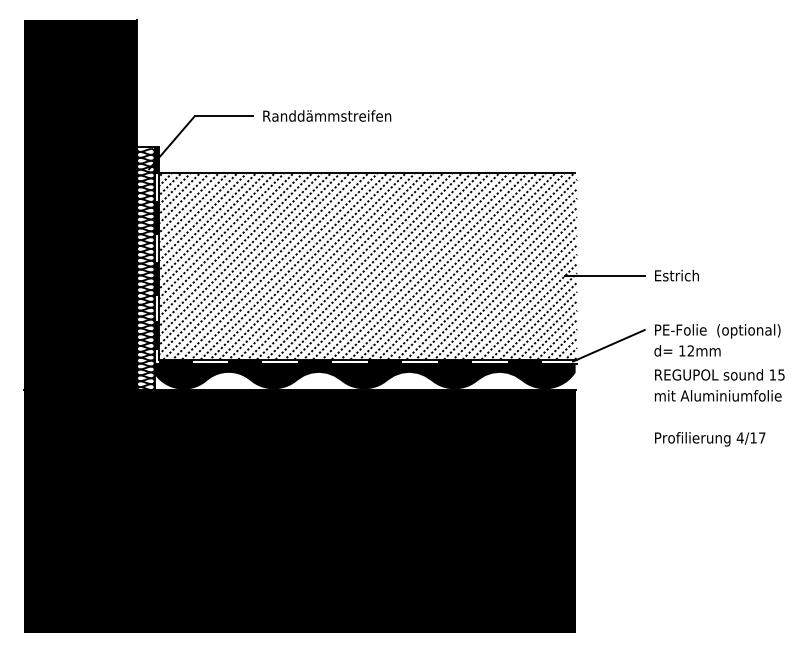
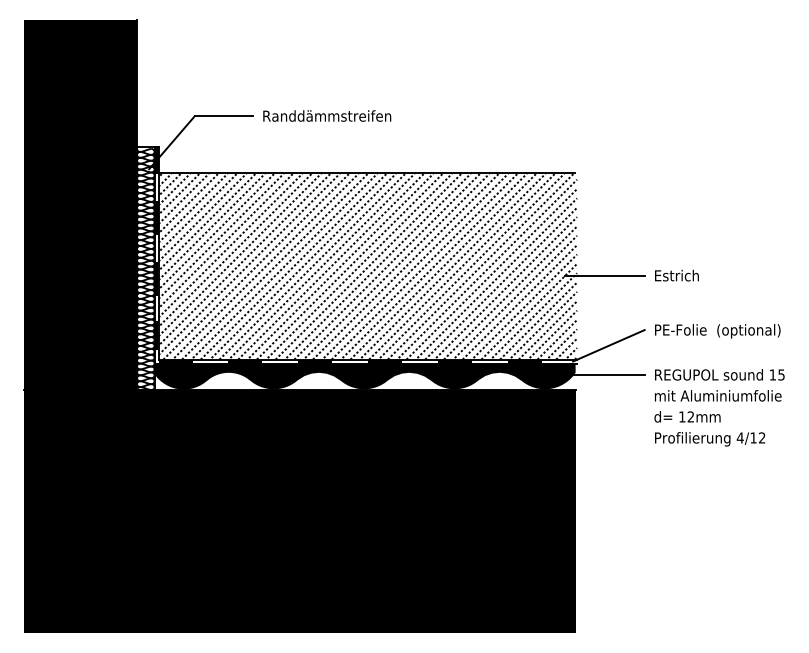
text position: (687, 350) -> (687, 416) (687, 416)
line: none -> present (605, 374)
text: 4/17 -> 4/12 (762, 437)
